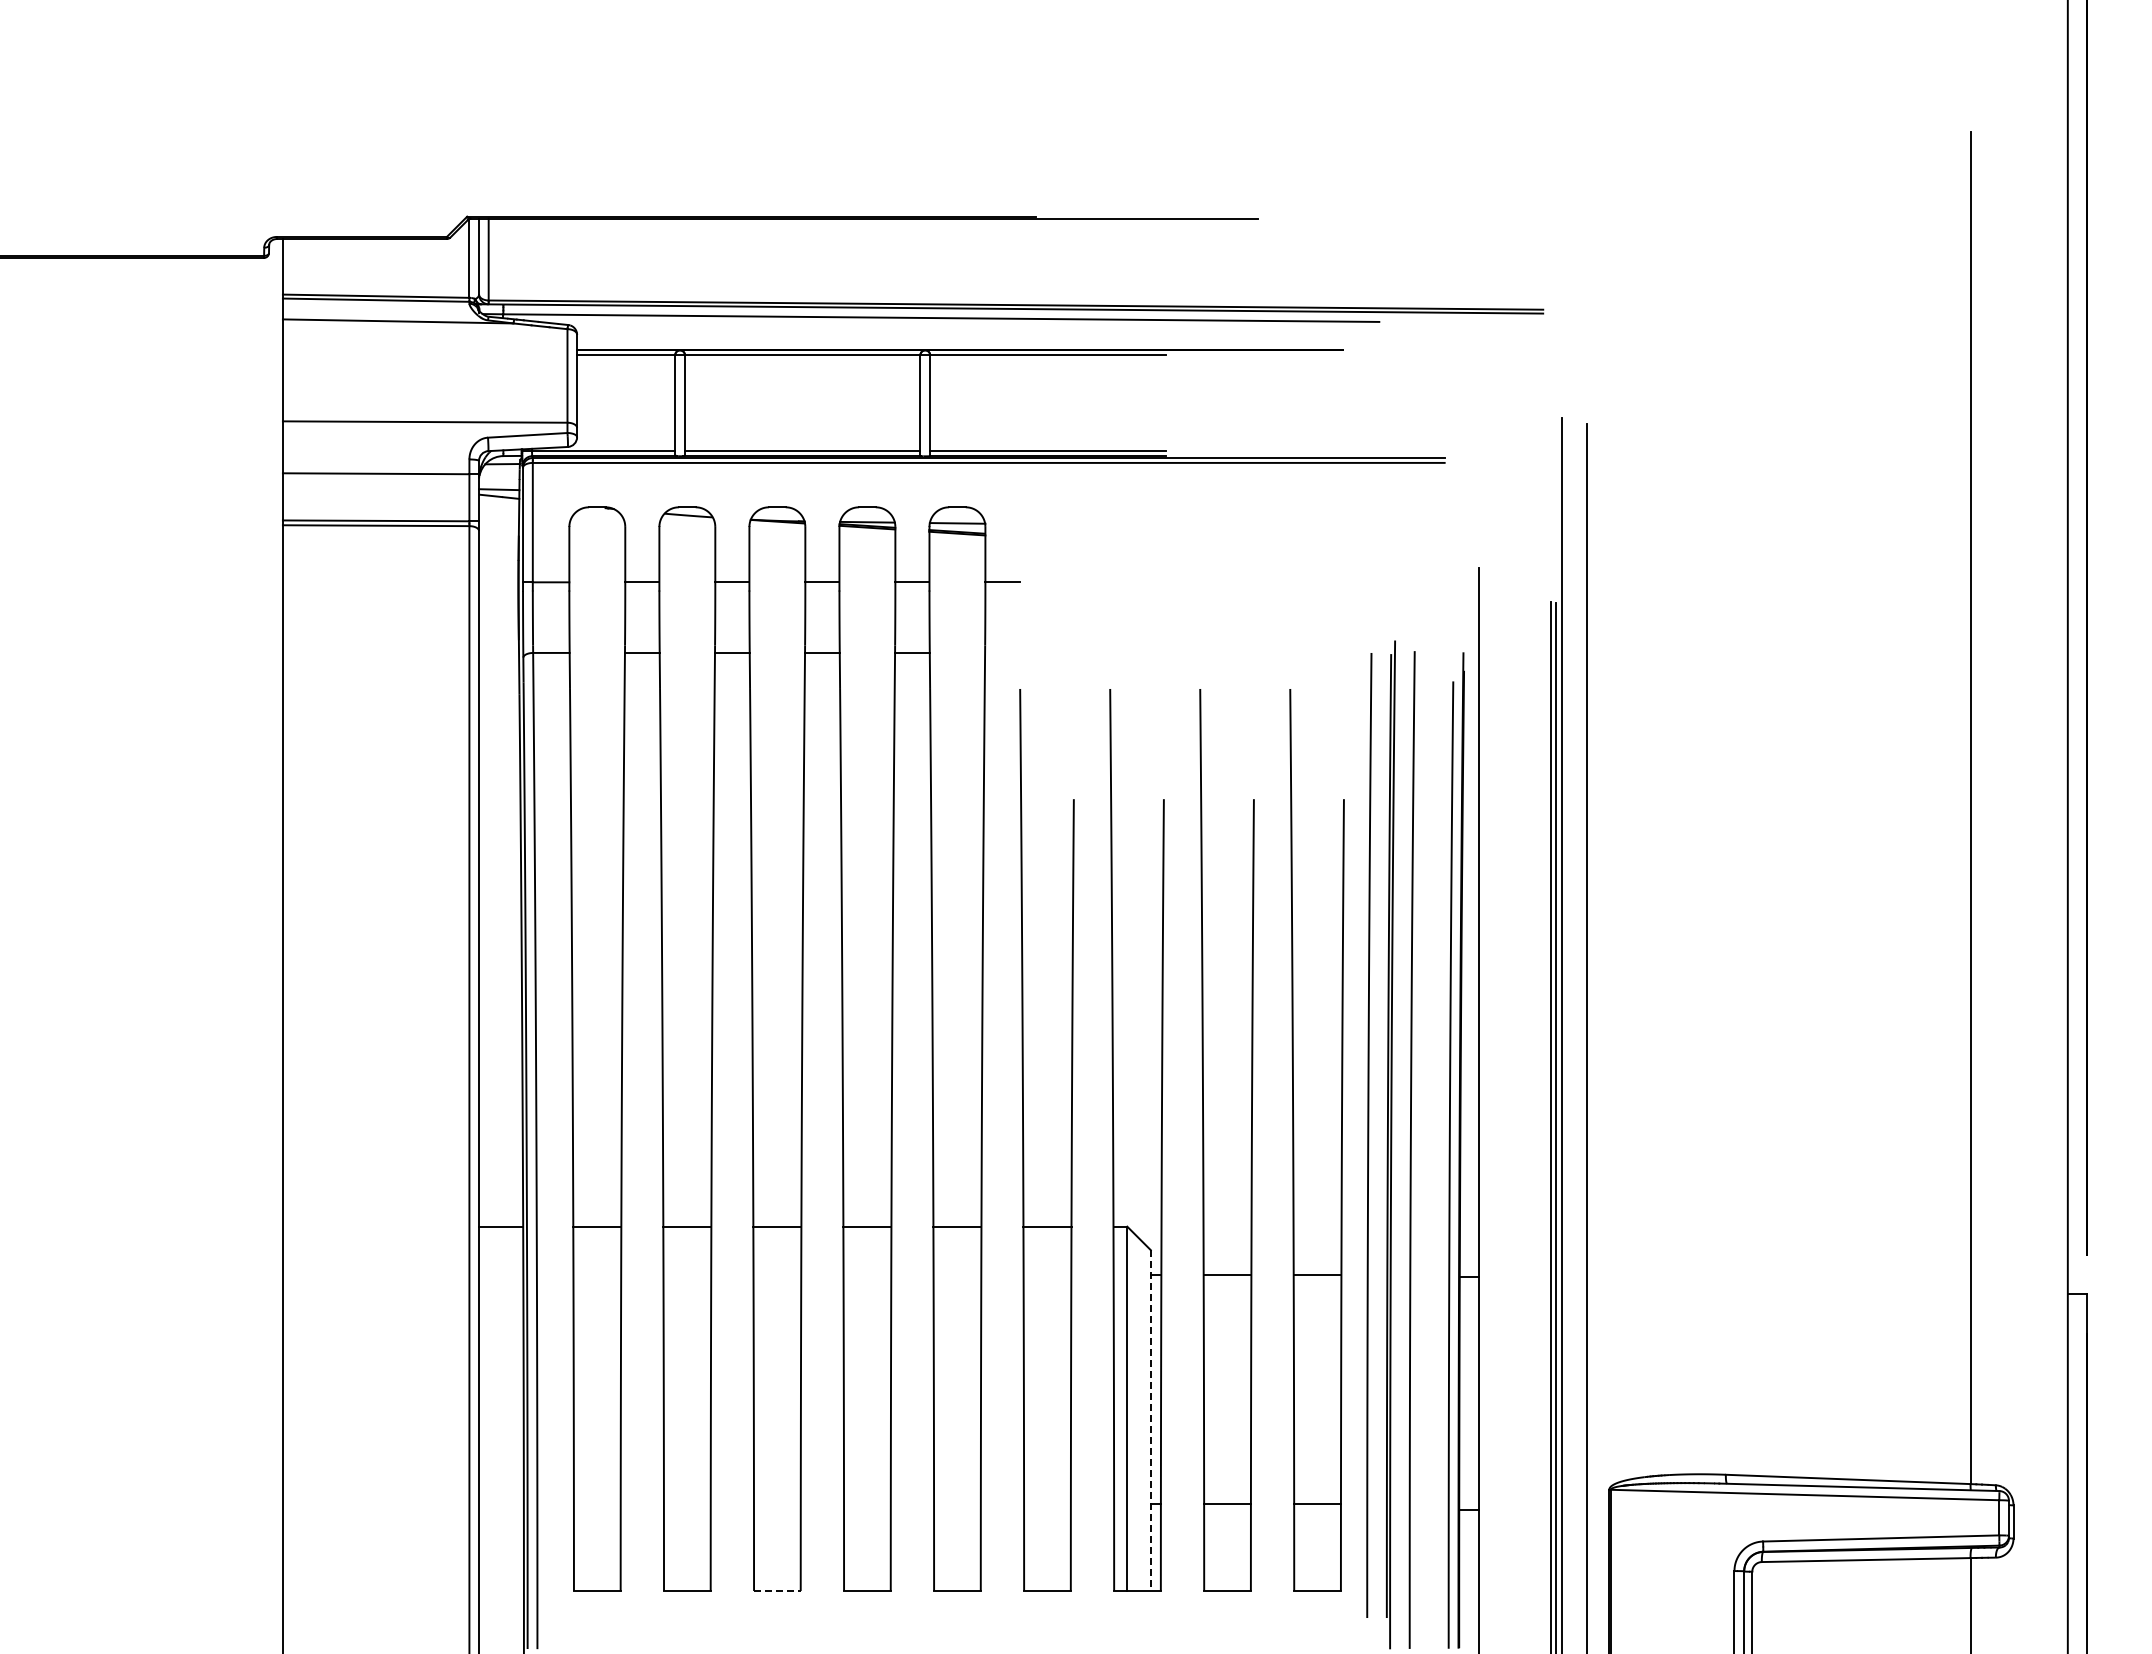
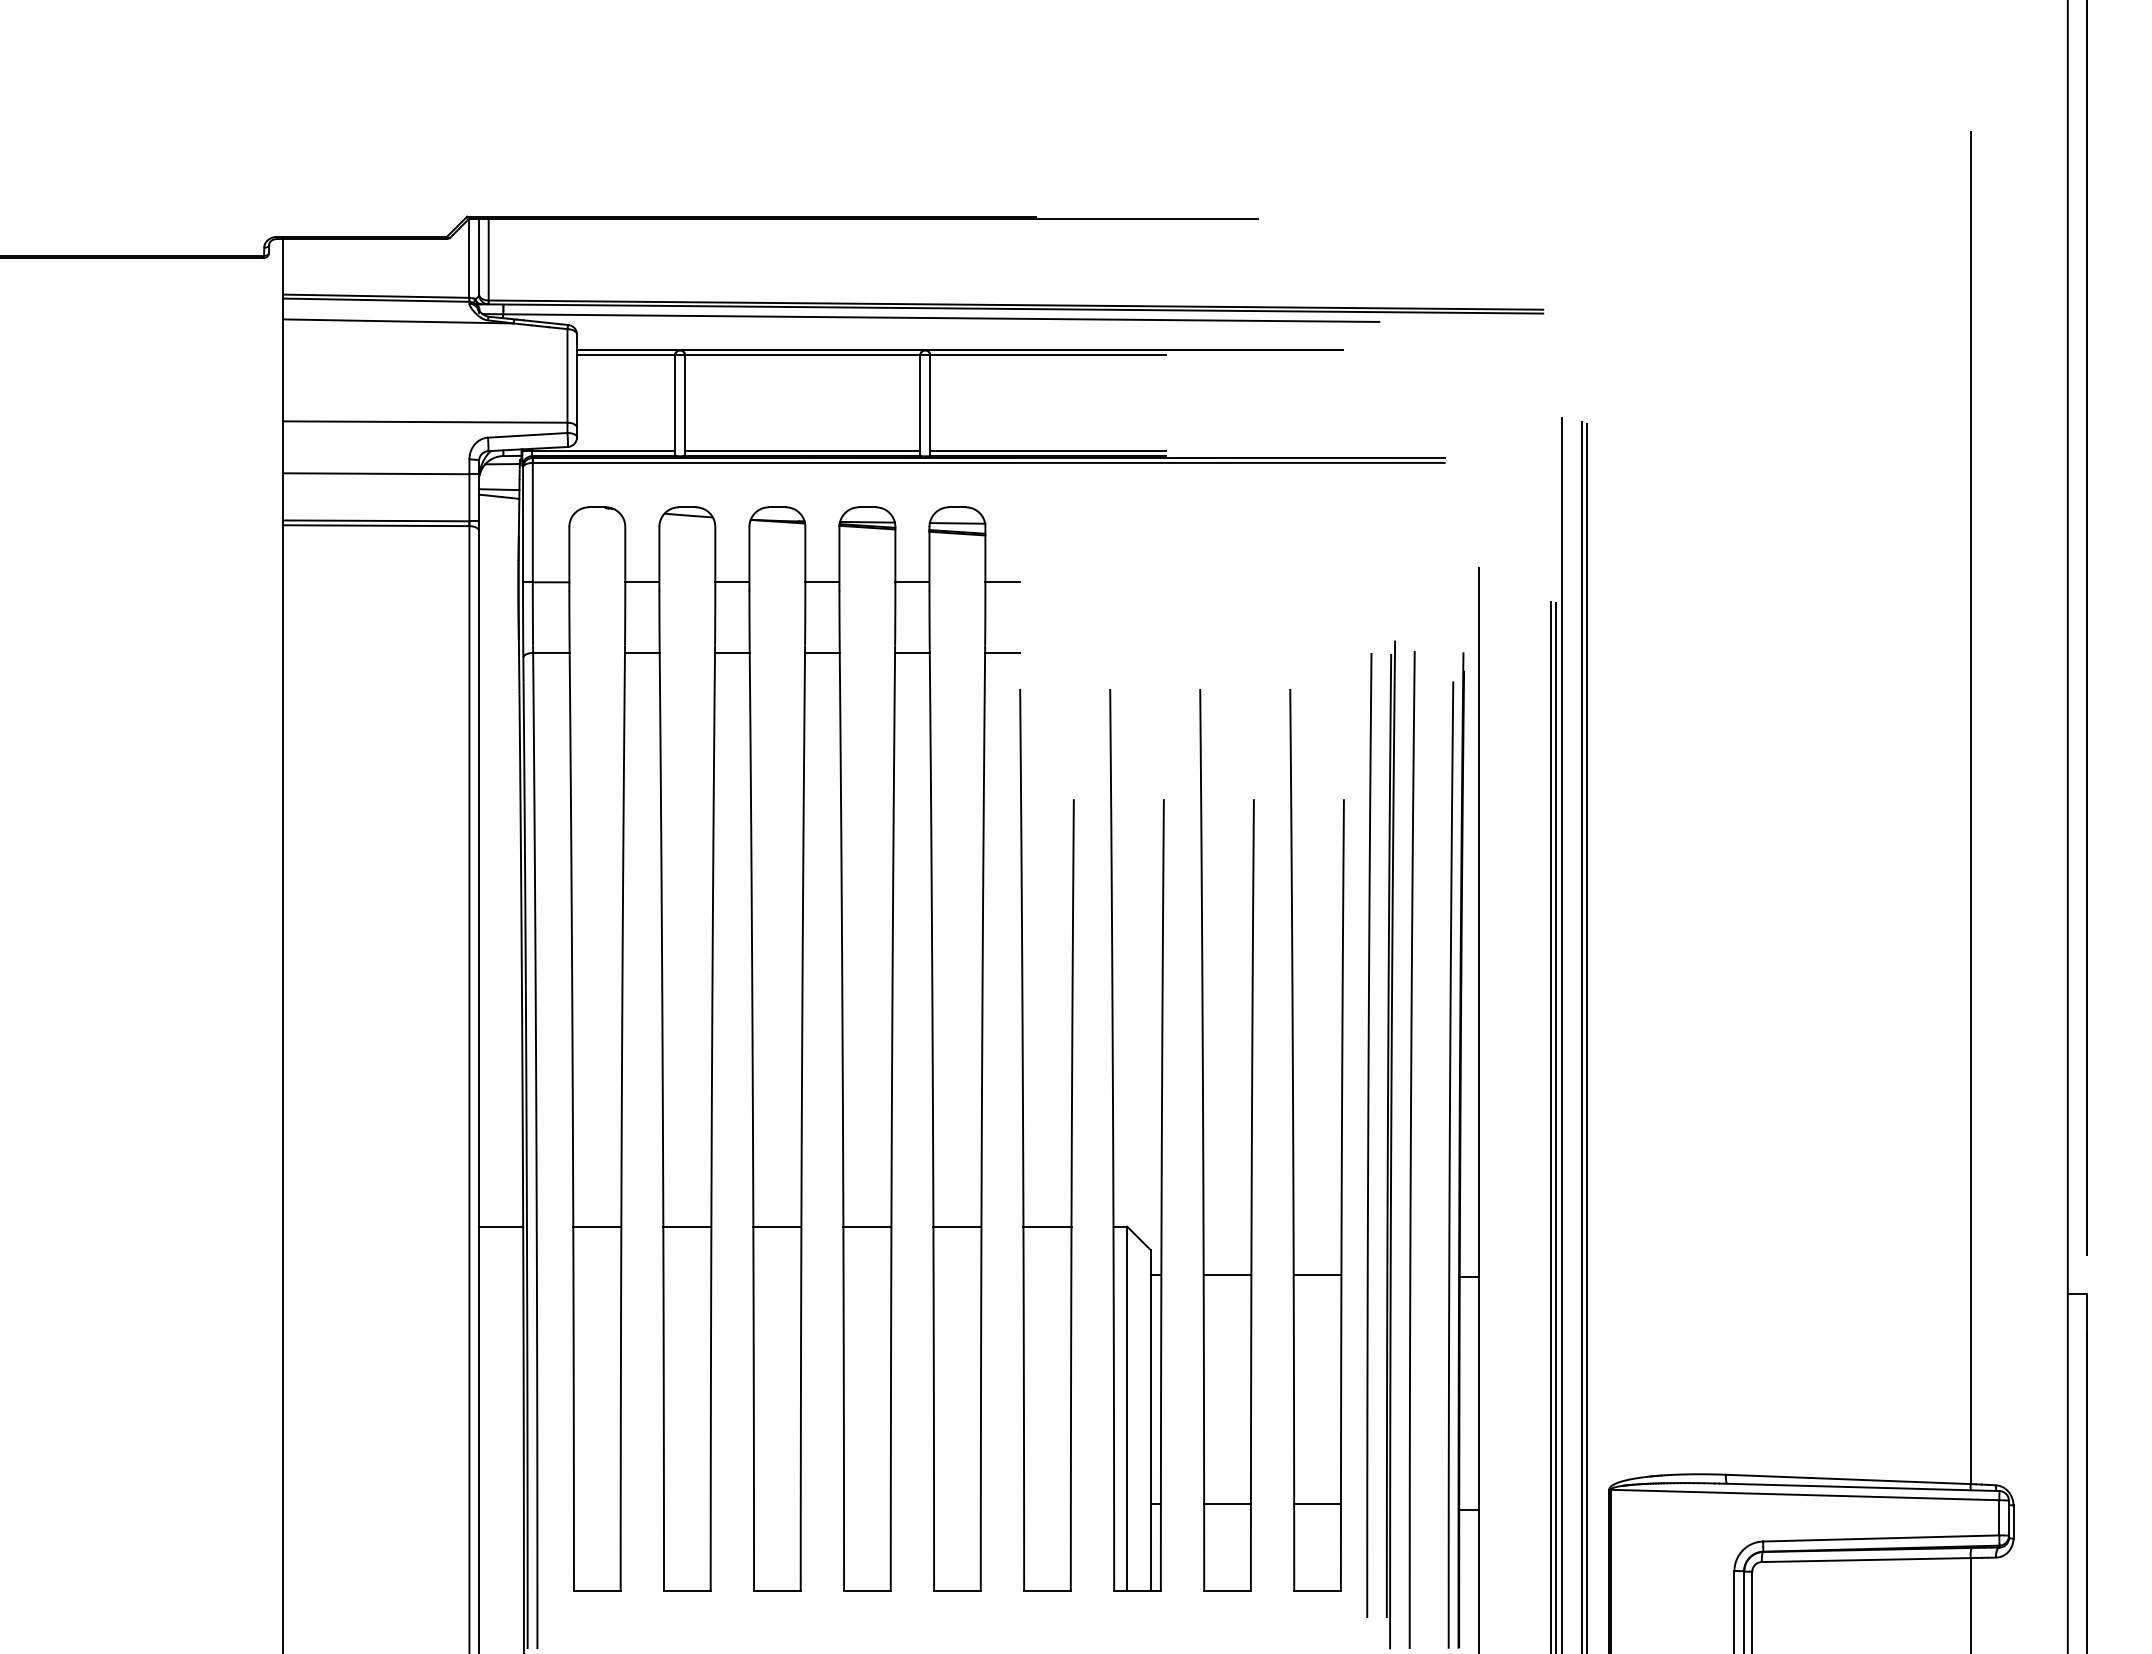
line: none -> present (1002, 652)
line: none -> present (1581, 1036)
line: dashed -> solid (1150, 1421)
line: dashed -> solid (777, 1591)
